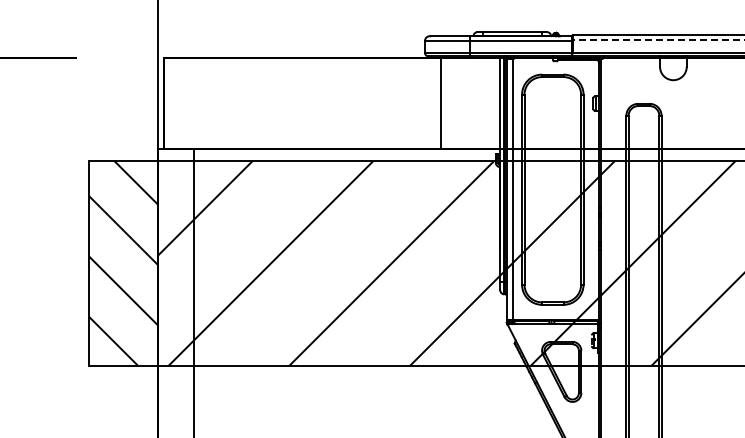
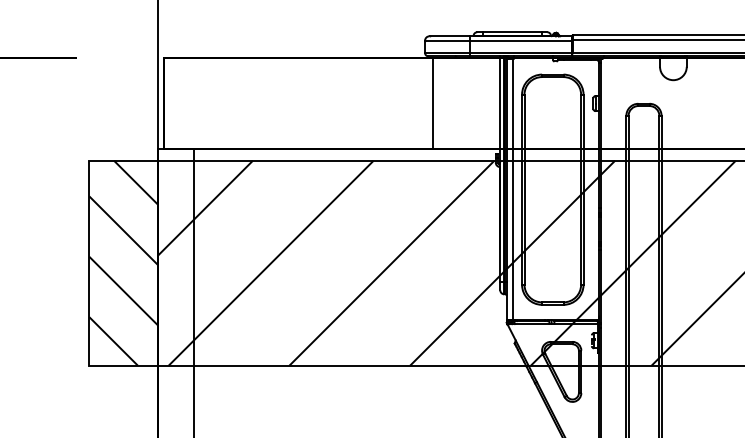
line: dashed -> solid (658, 39)
line position: (441, 103) -> (433, 103) (433, 103)
